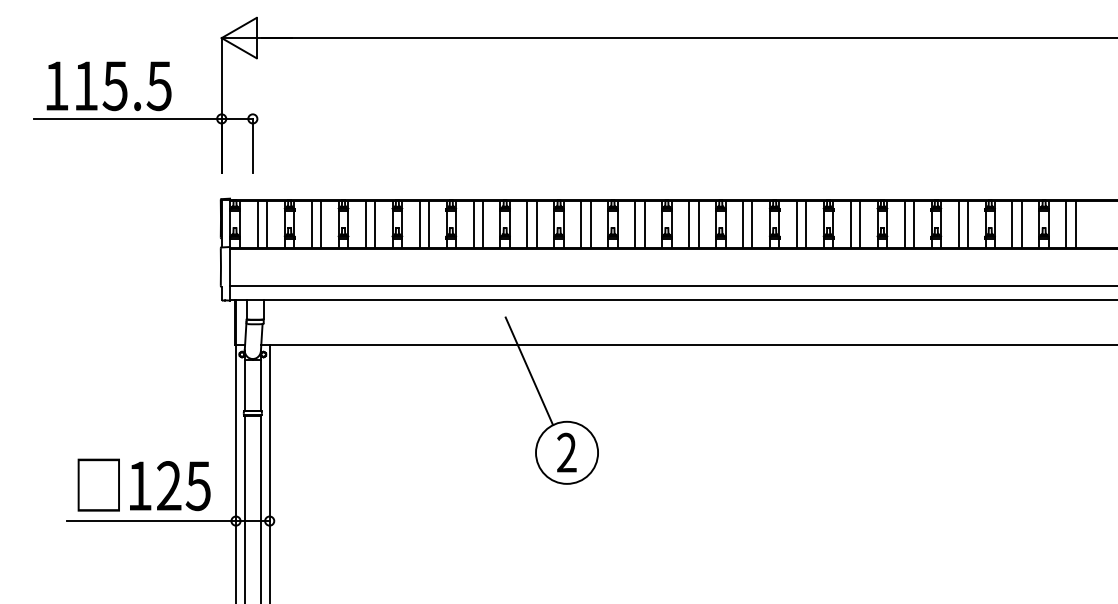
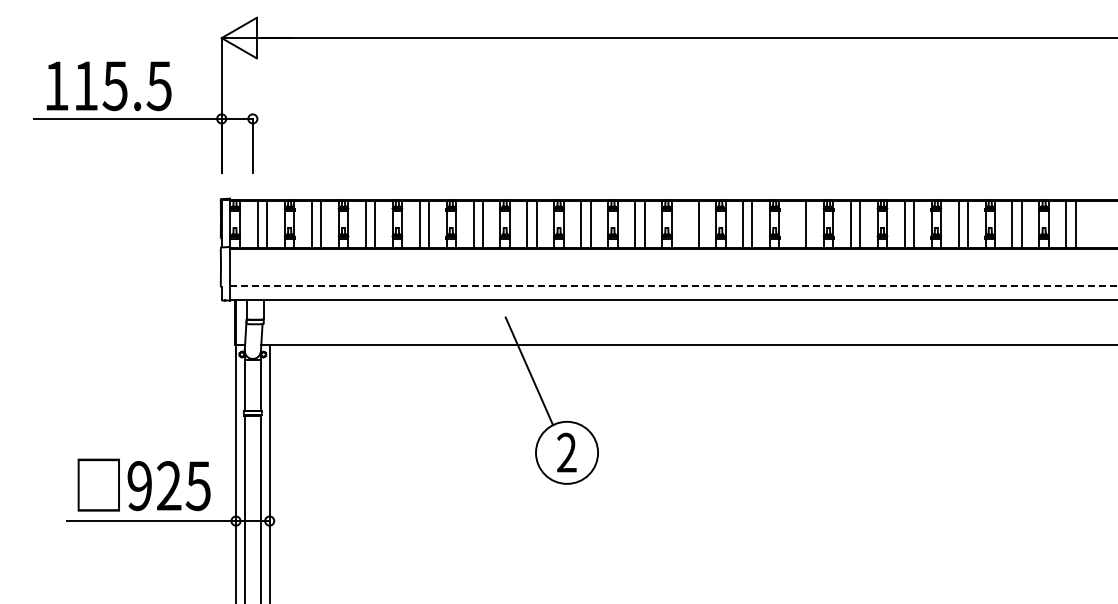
line: present -> none (689, 224)
line: present -> none (796, 224)
line: solid -> dashed (673, 286)
text: 125 -> 925 (139, 486)
